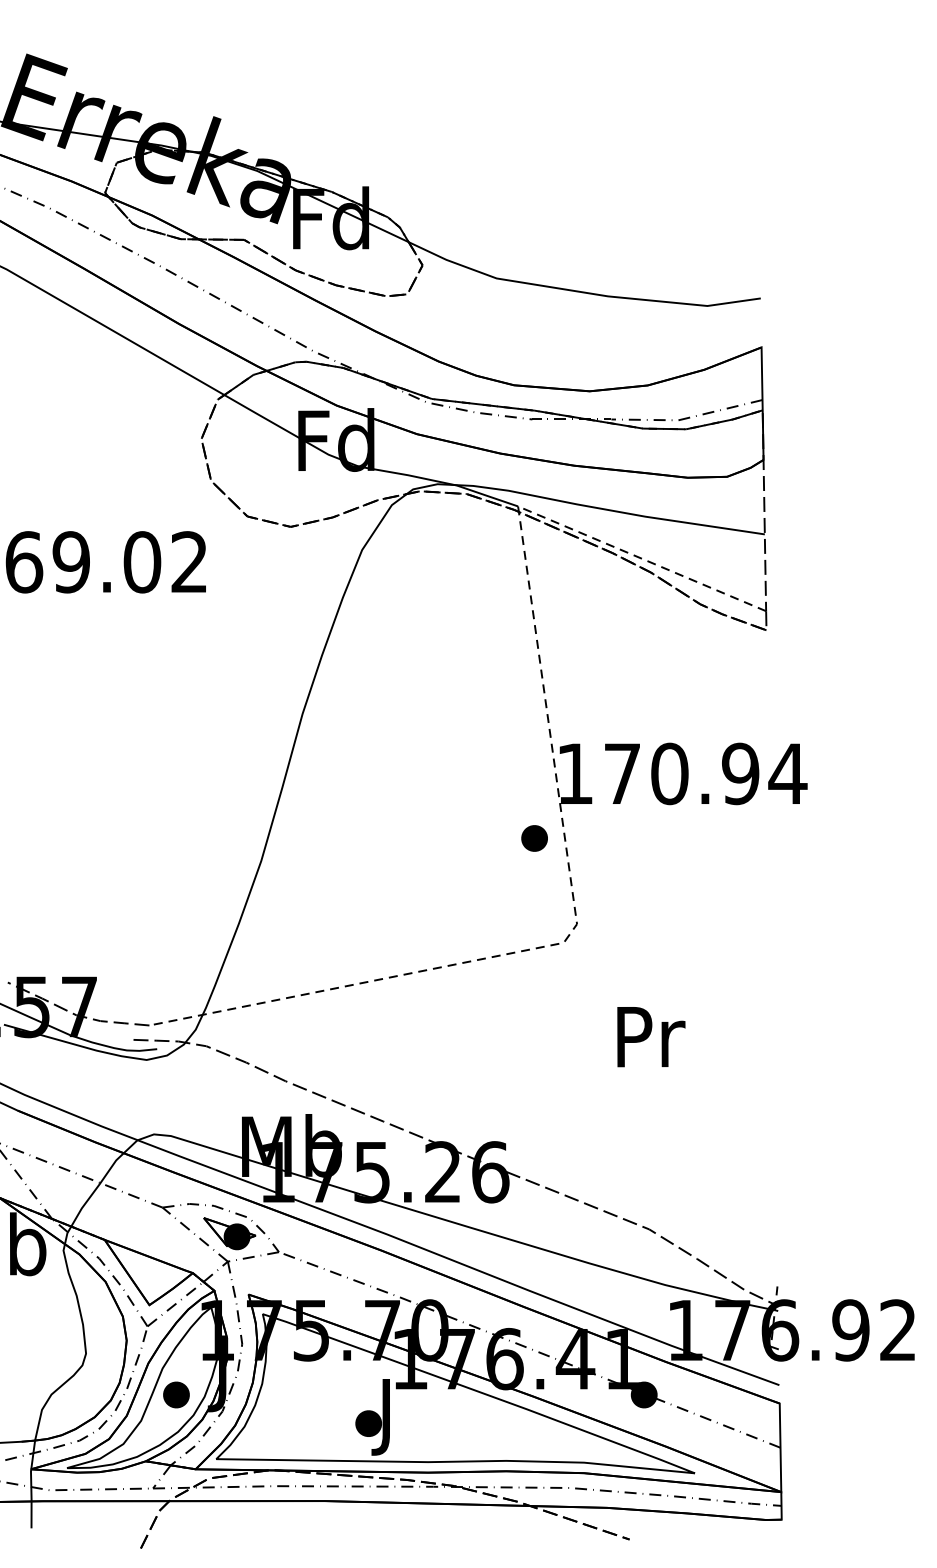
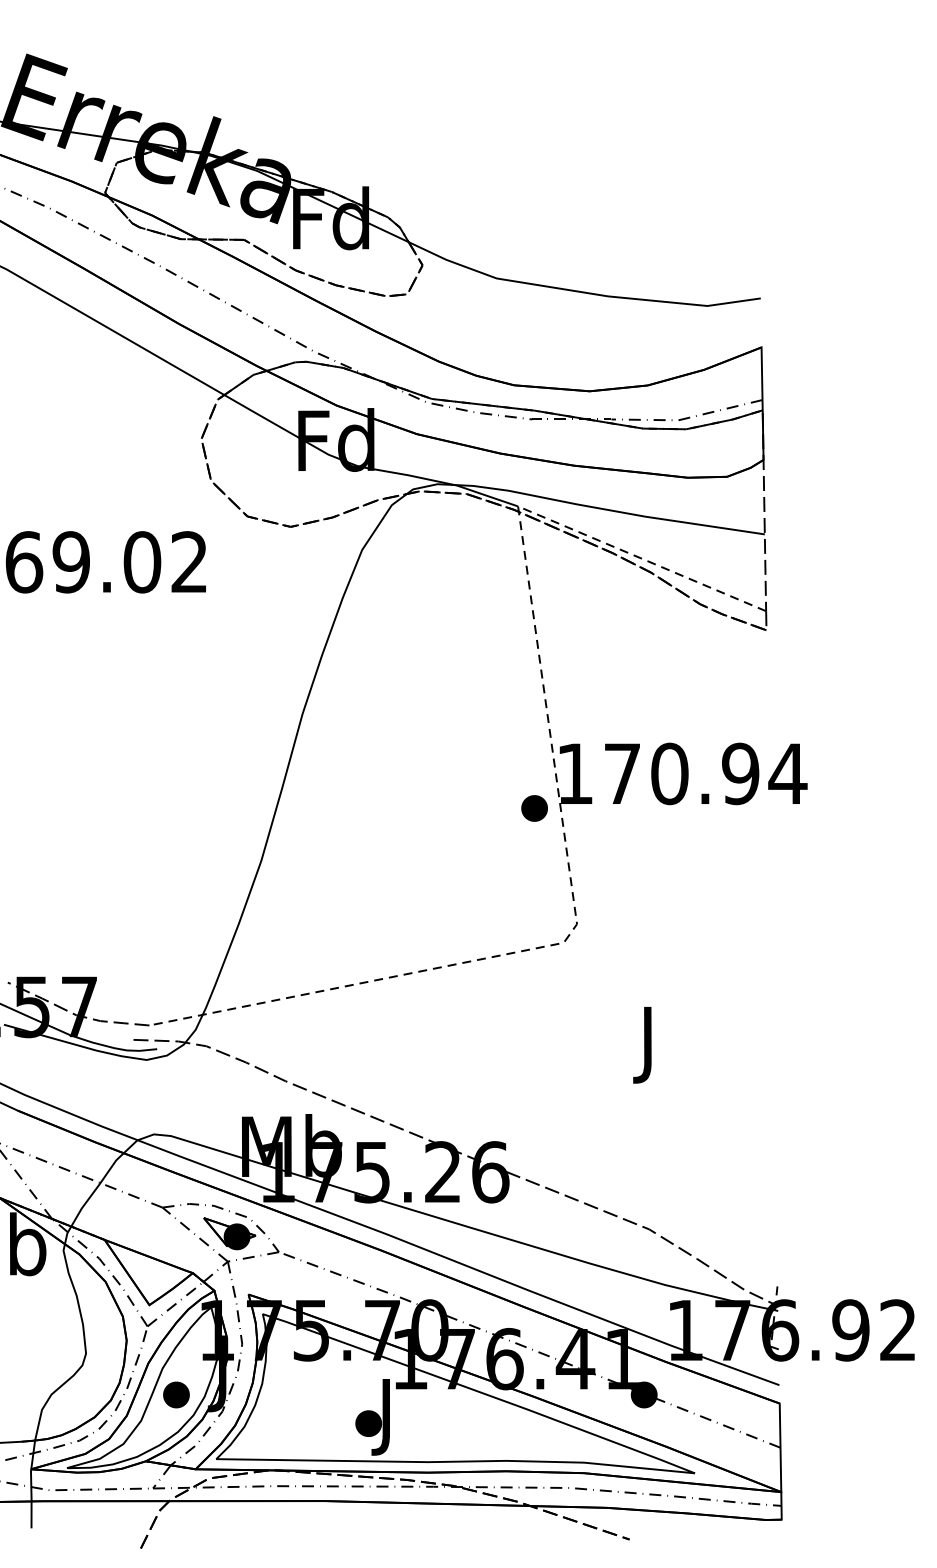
part position: (534, 838) -> (534, 808) (534, 808)
text: Pr -> J (651, 1044)
